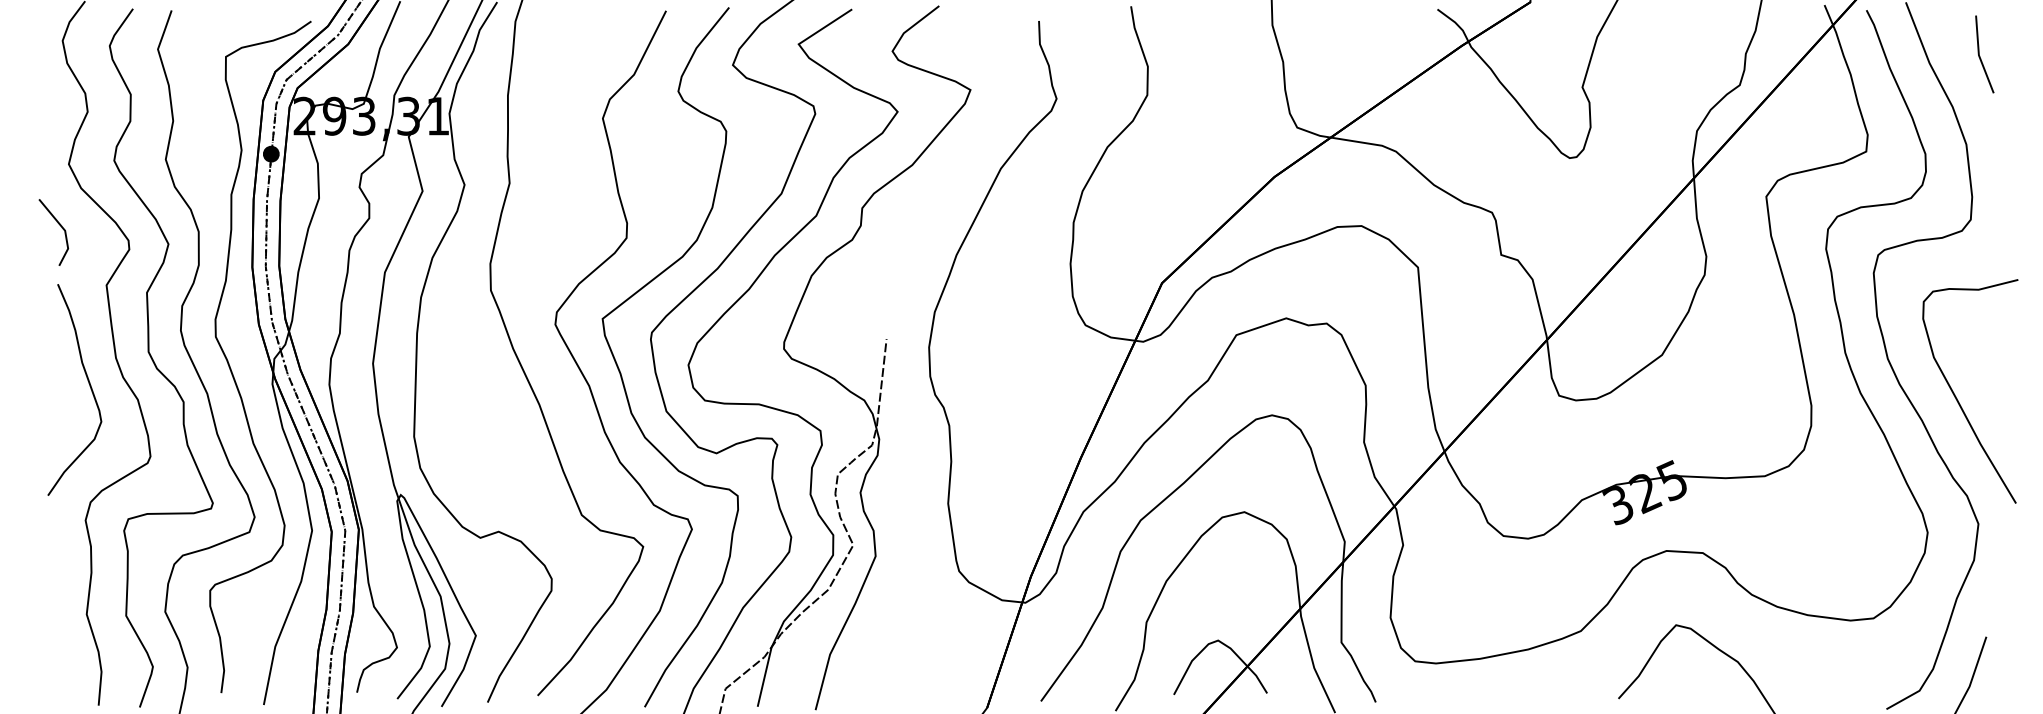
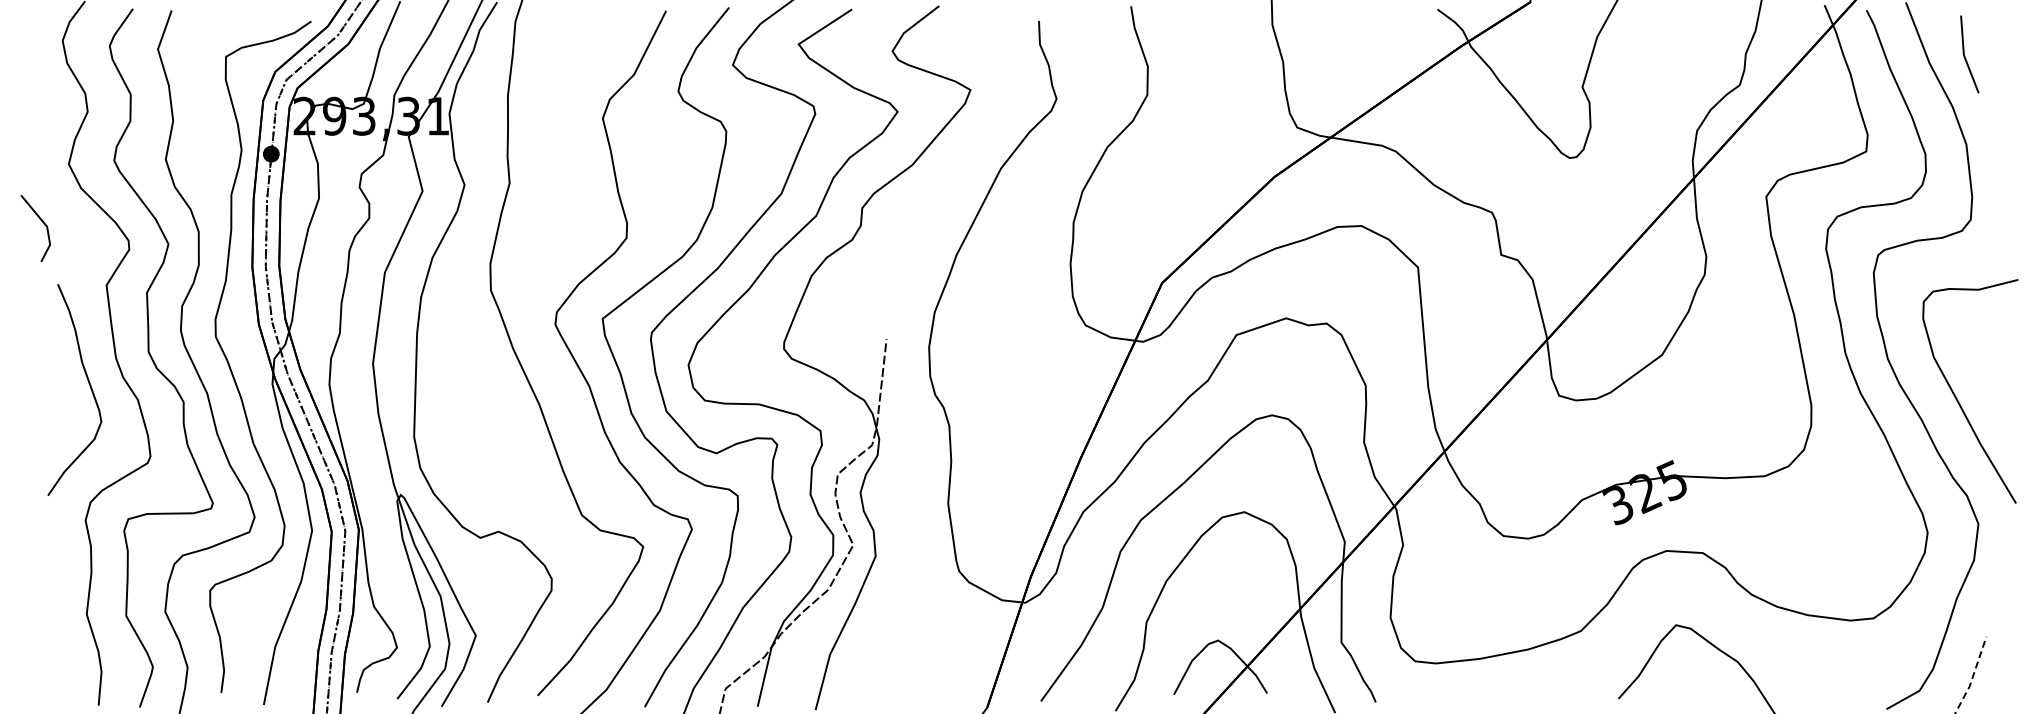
line position: (1980, 56) -> (1965, 56) (1965, 56)
line position: (59, 225) -> (41, 221) (41, 221)
line: solid -> dashed (1973, 676)
